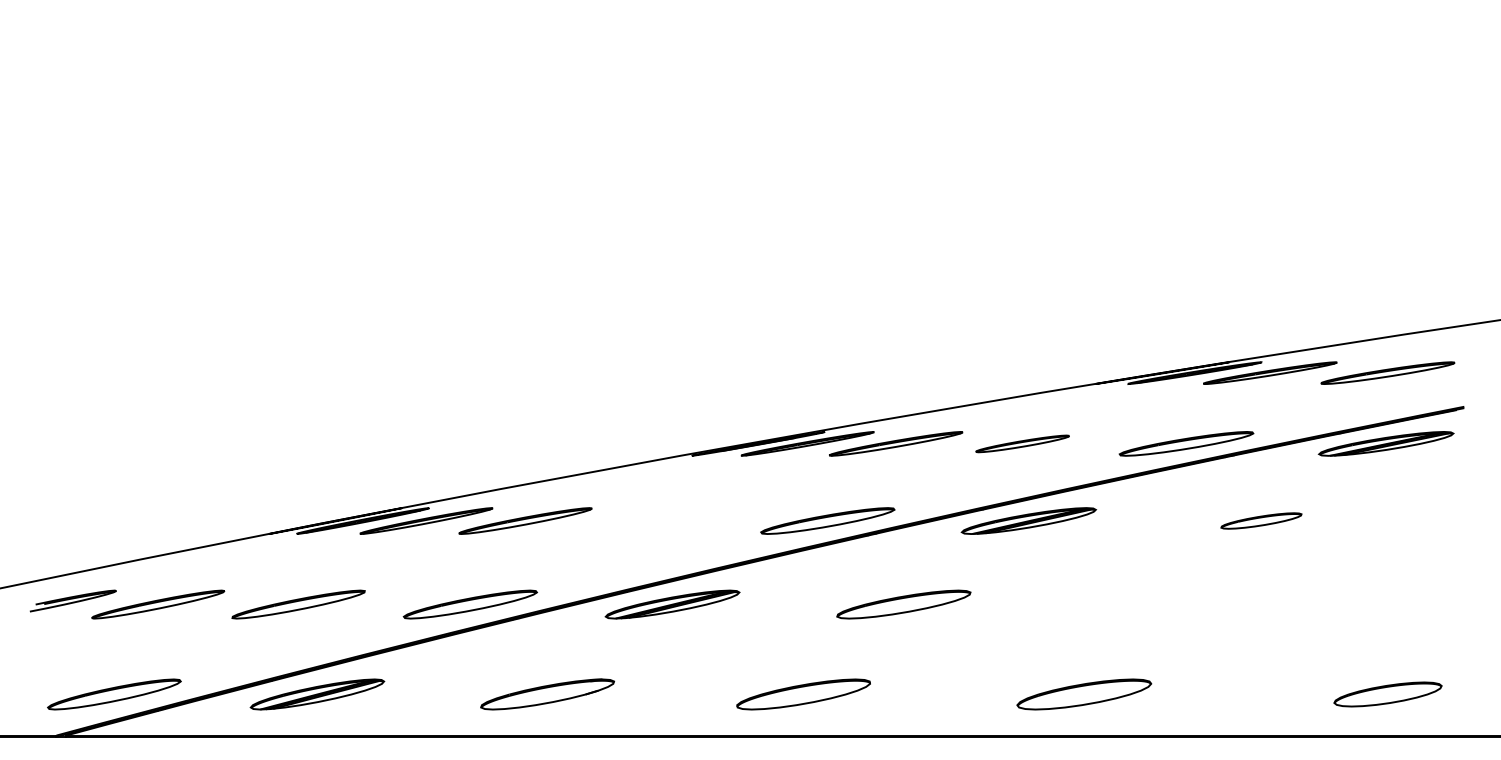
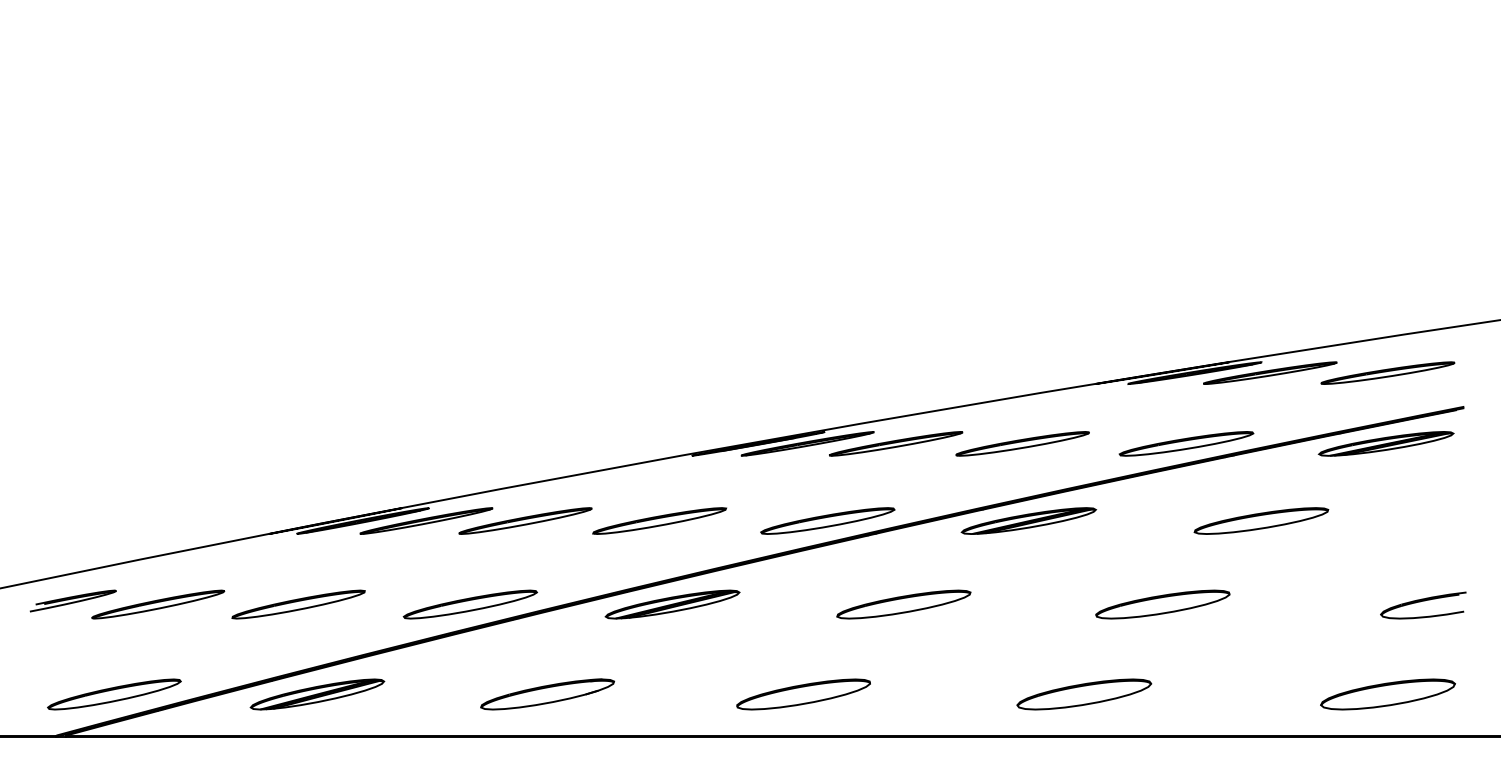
part size: 95x20 px -> 135x26 px (1022, 443)
part: none -> present (659, 520)
part size: 83x18 px -> 137x28 px (1261, 520)
part: none -> present (1162, 604)
part: none -> present (1423, 605)
part size: 110x27 px -> 136x33 px (1387, 694)
